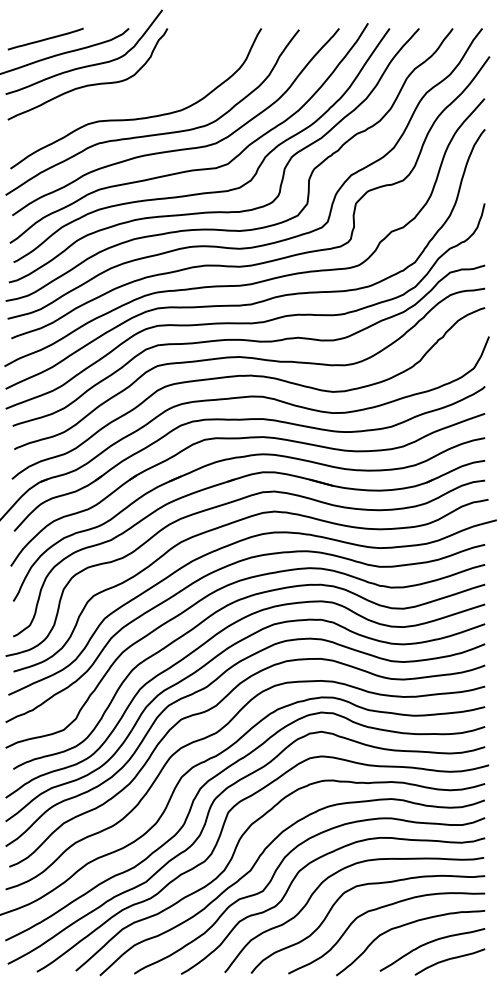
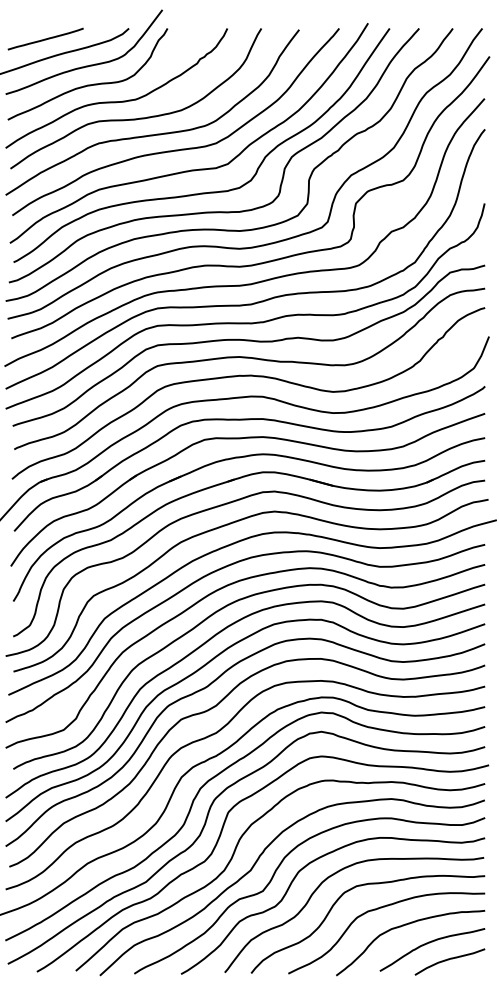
curve: none -> present (116, 101)
